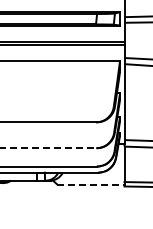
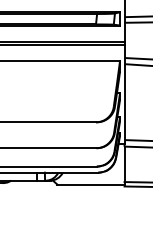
line: dashed -> solid (48, 148)
line: dashed -> solid (91, 184)
